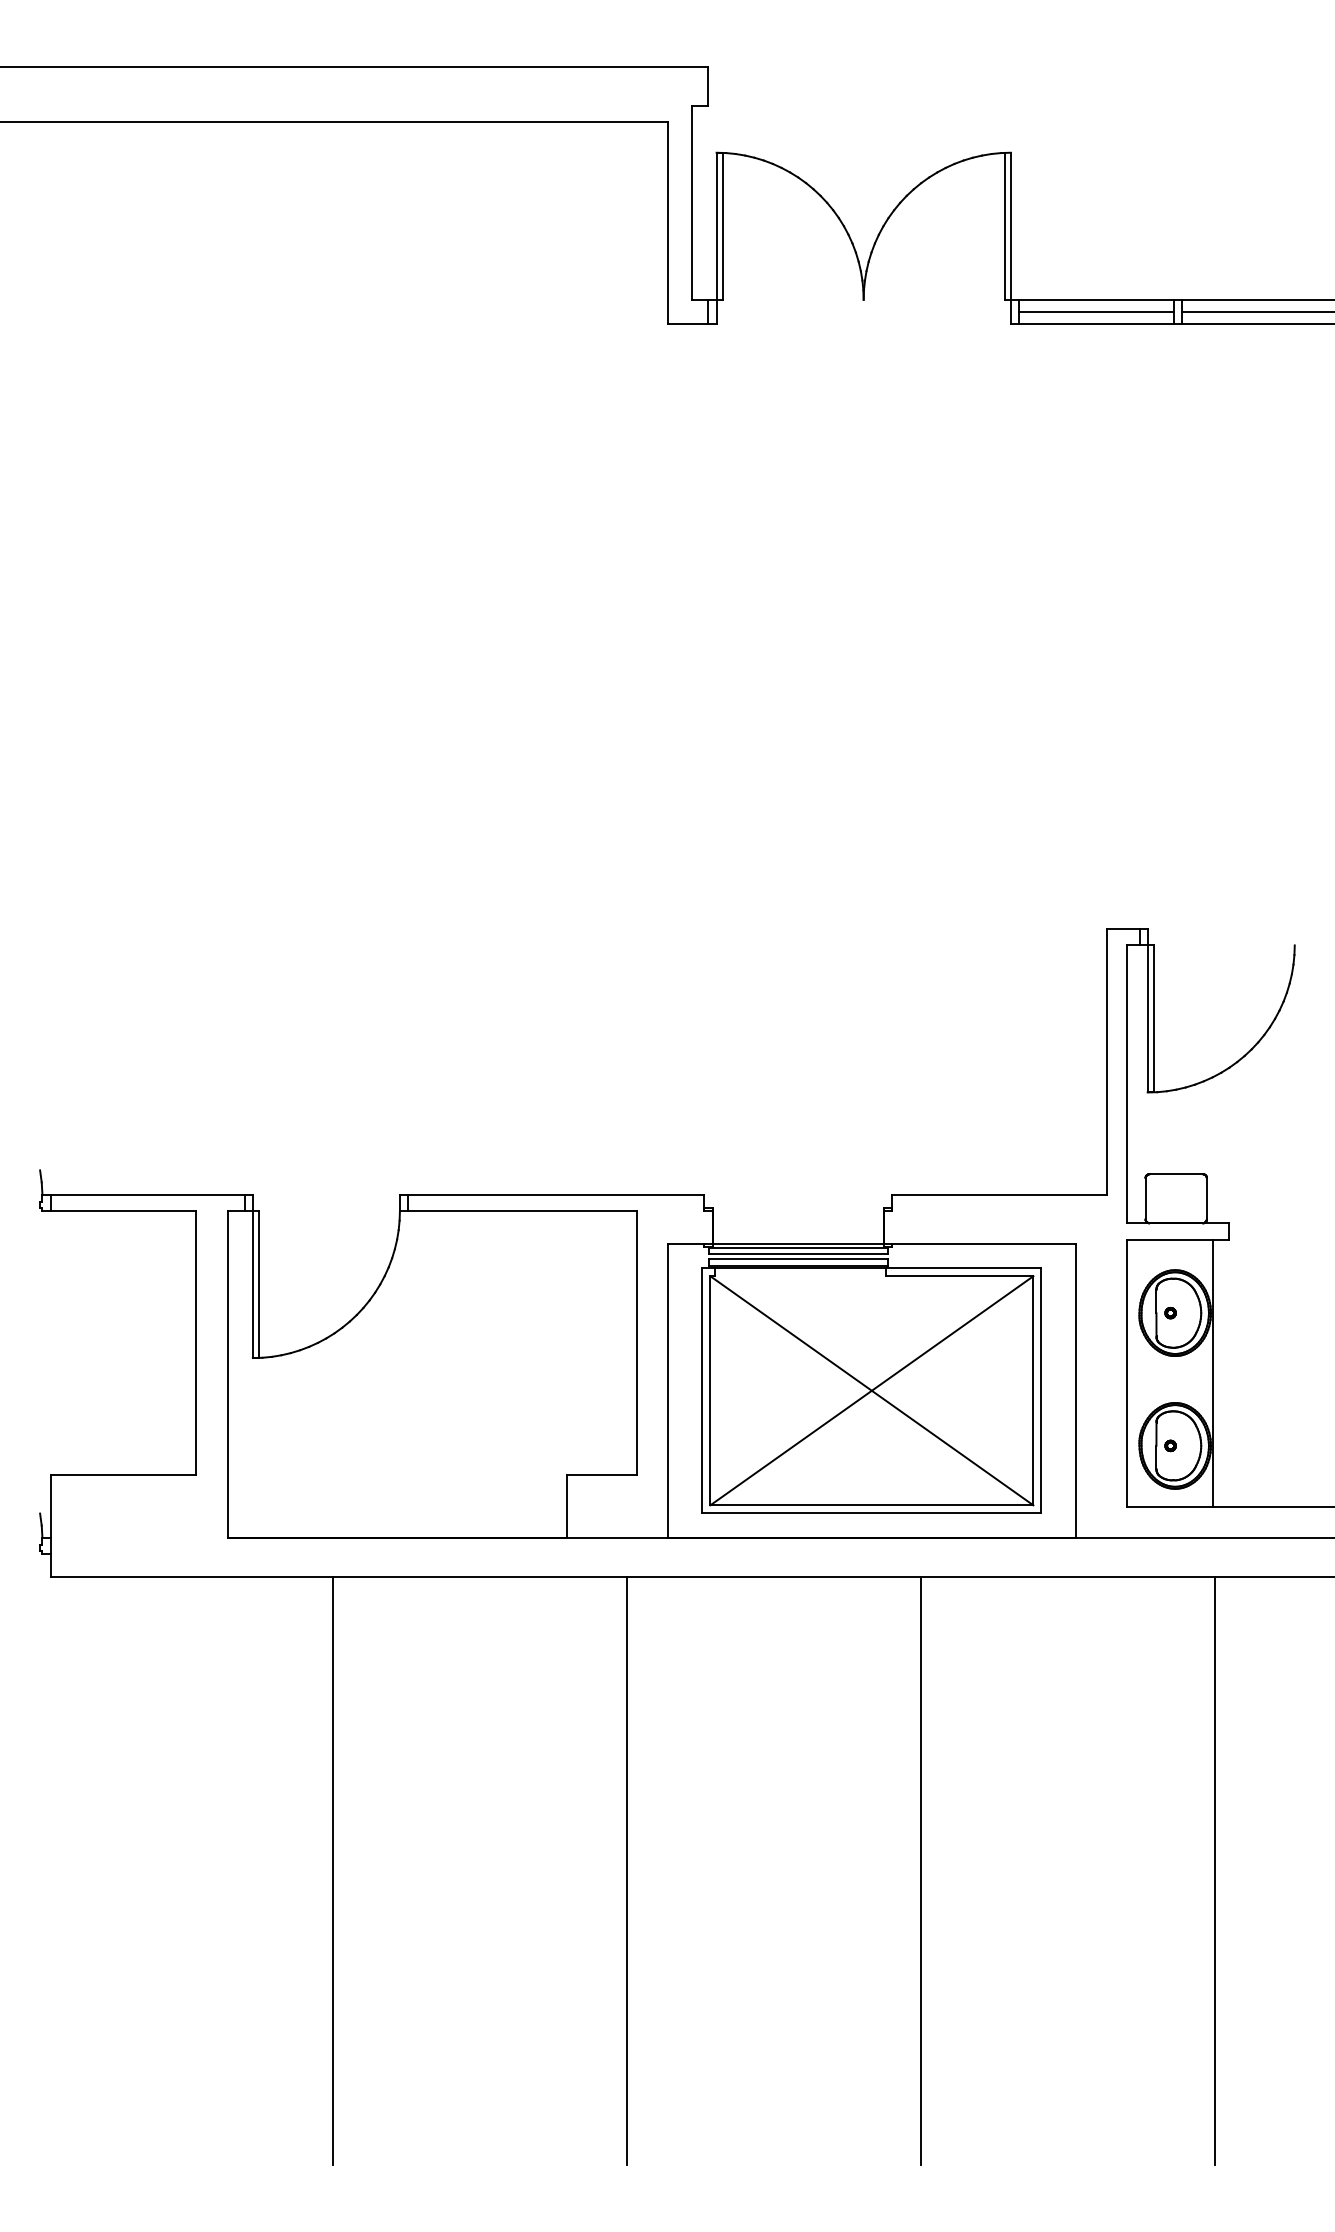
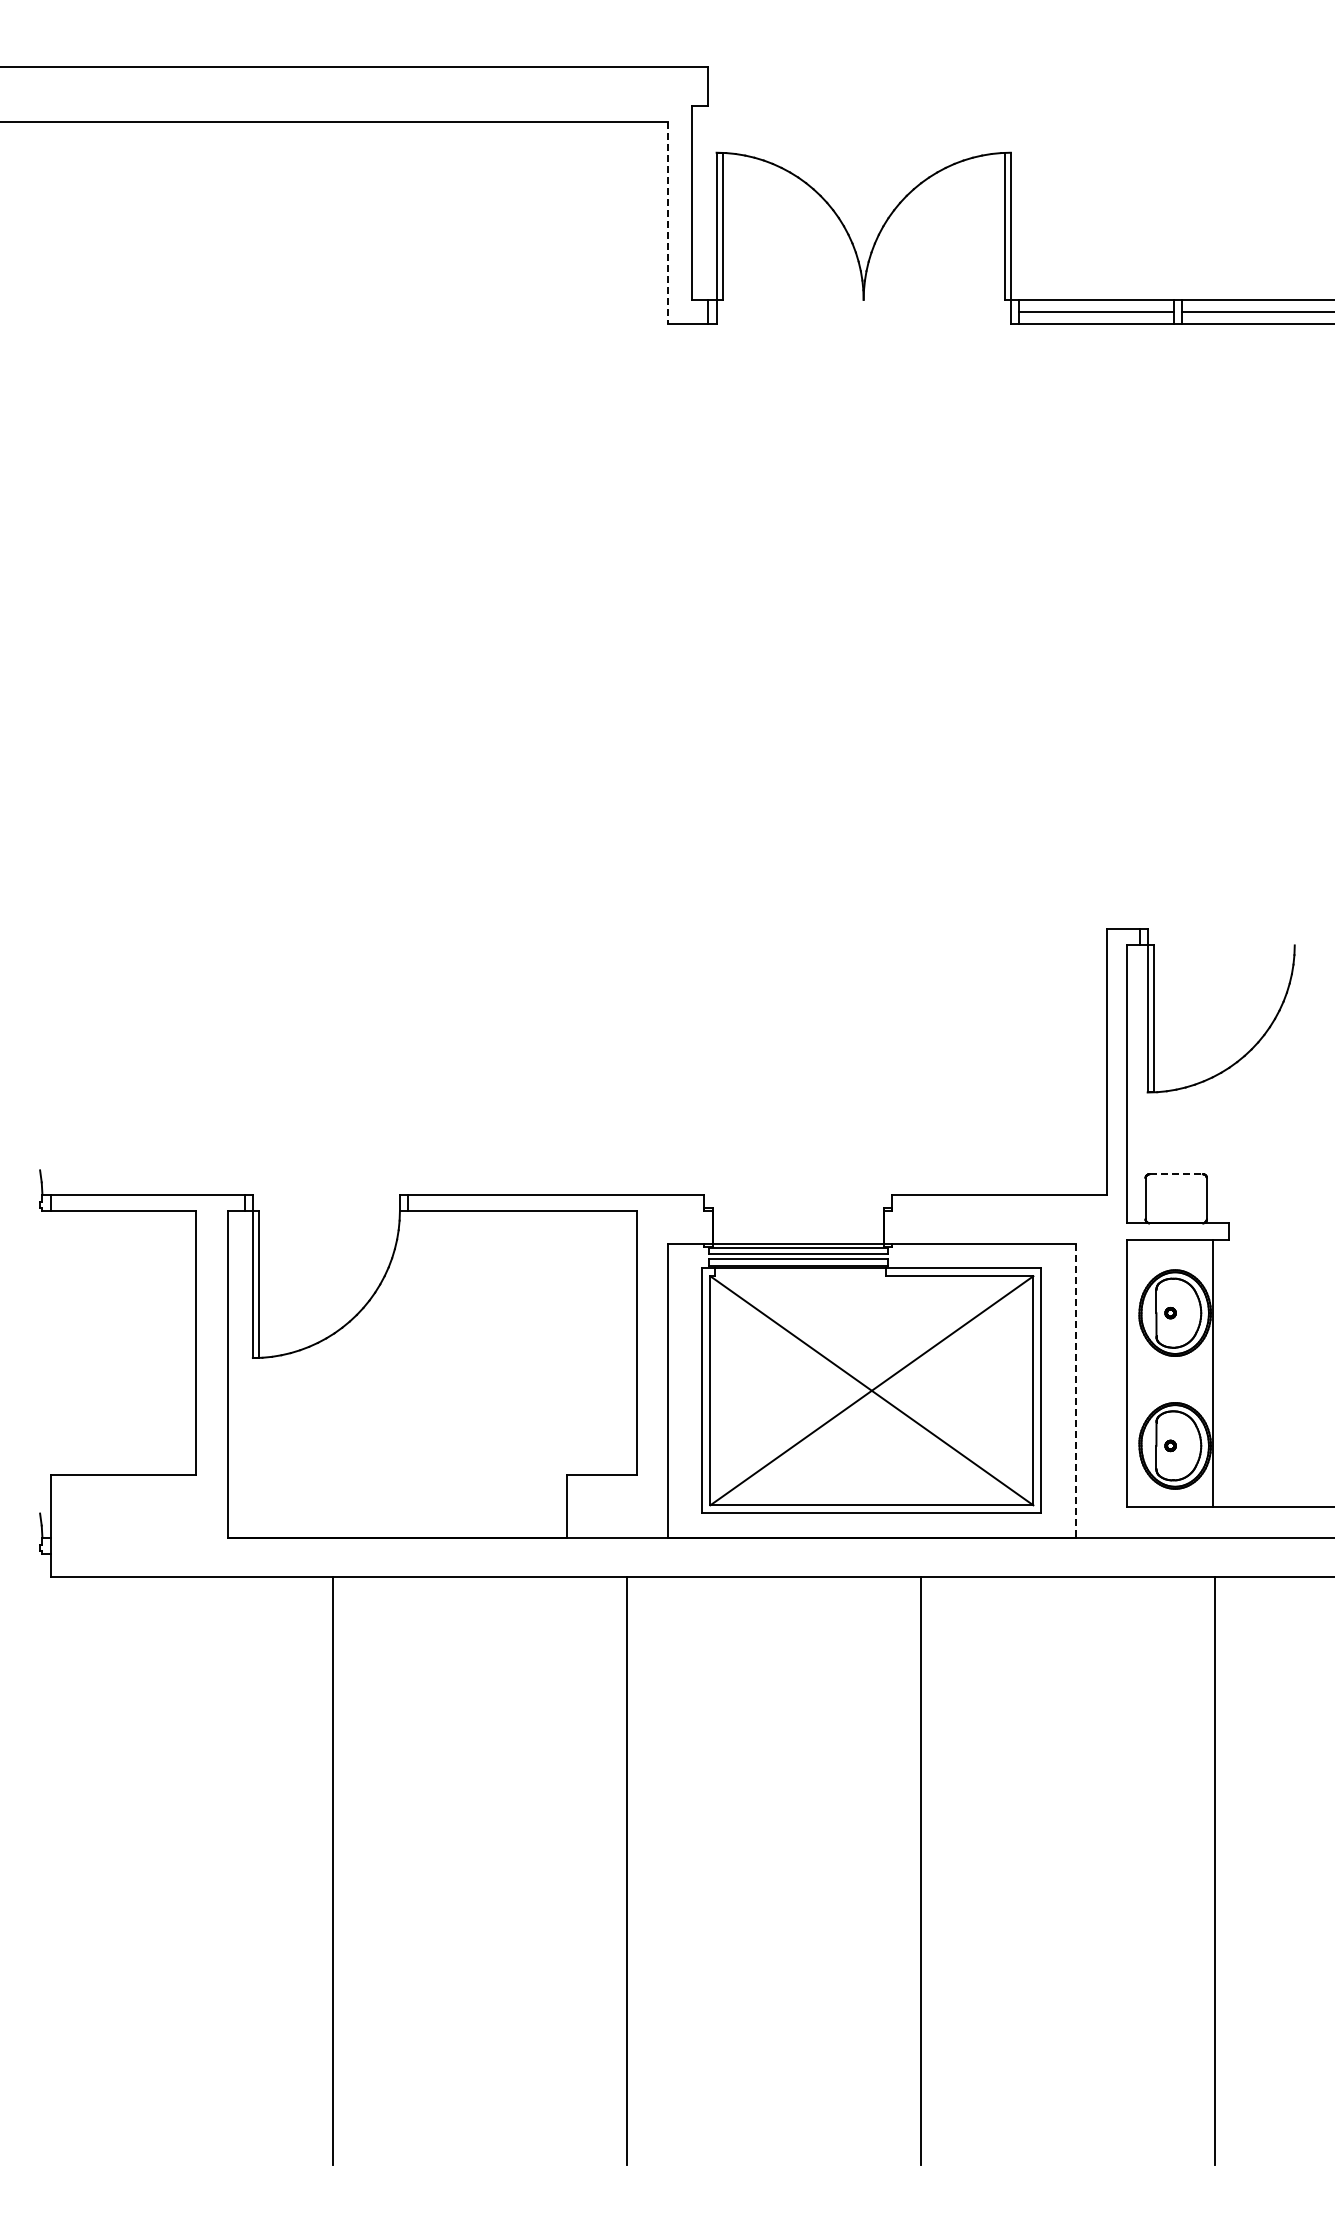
line: solid -> dashed (667, 223)
line: solid -> dashed (1176, 1174)
line: solid -> dashed (1076, 1391)
